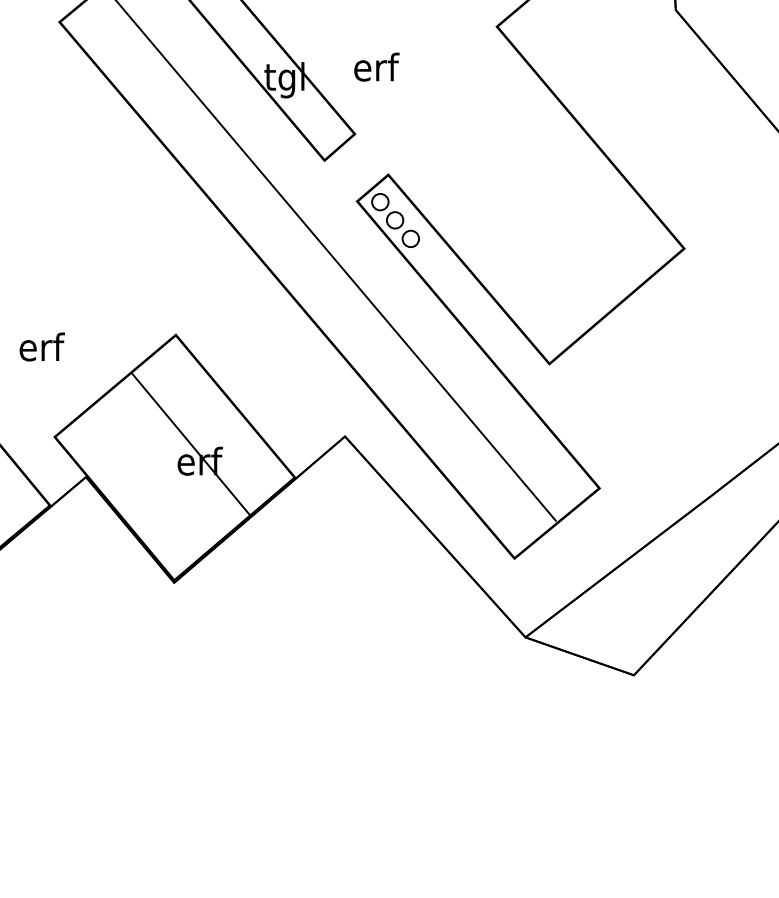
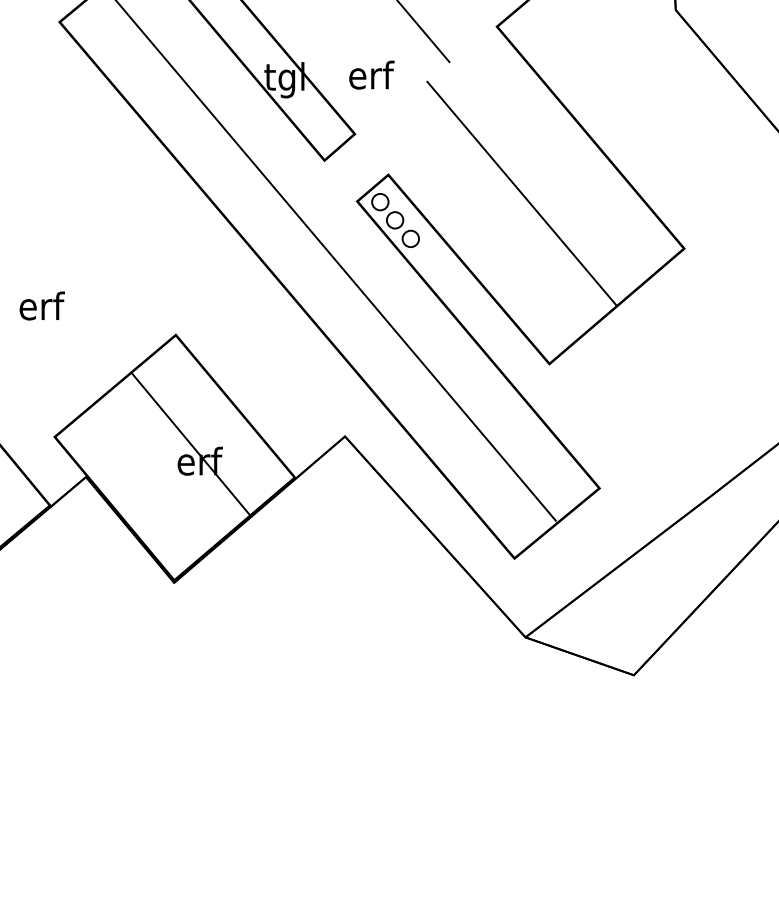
line: none -> present (423, 32)
text position: (376, 66) -> (371, 74) (371, 74)
line: none -> present (521, 193)
text position: (41, 346) -> (41, 305) (41, 305)
